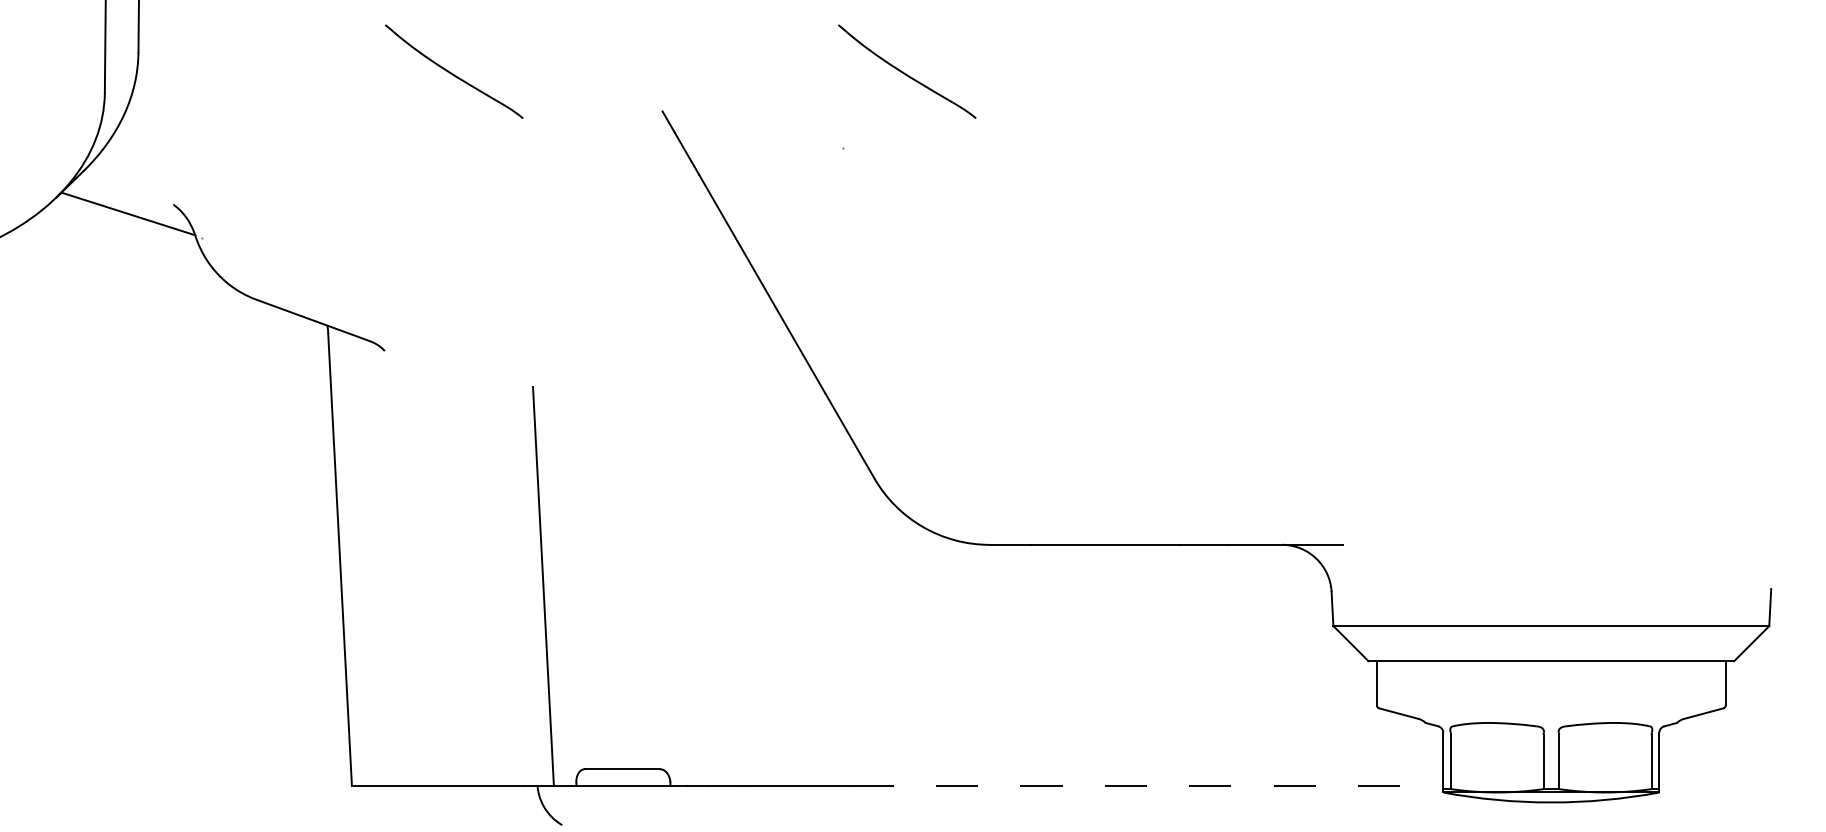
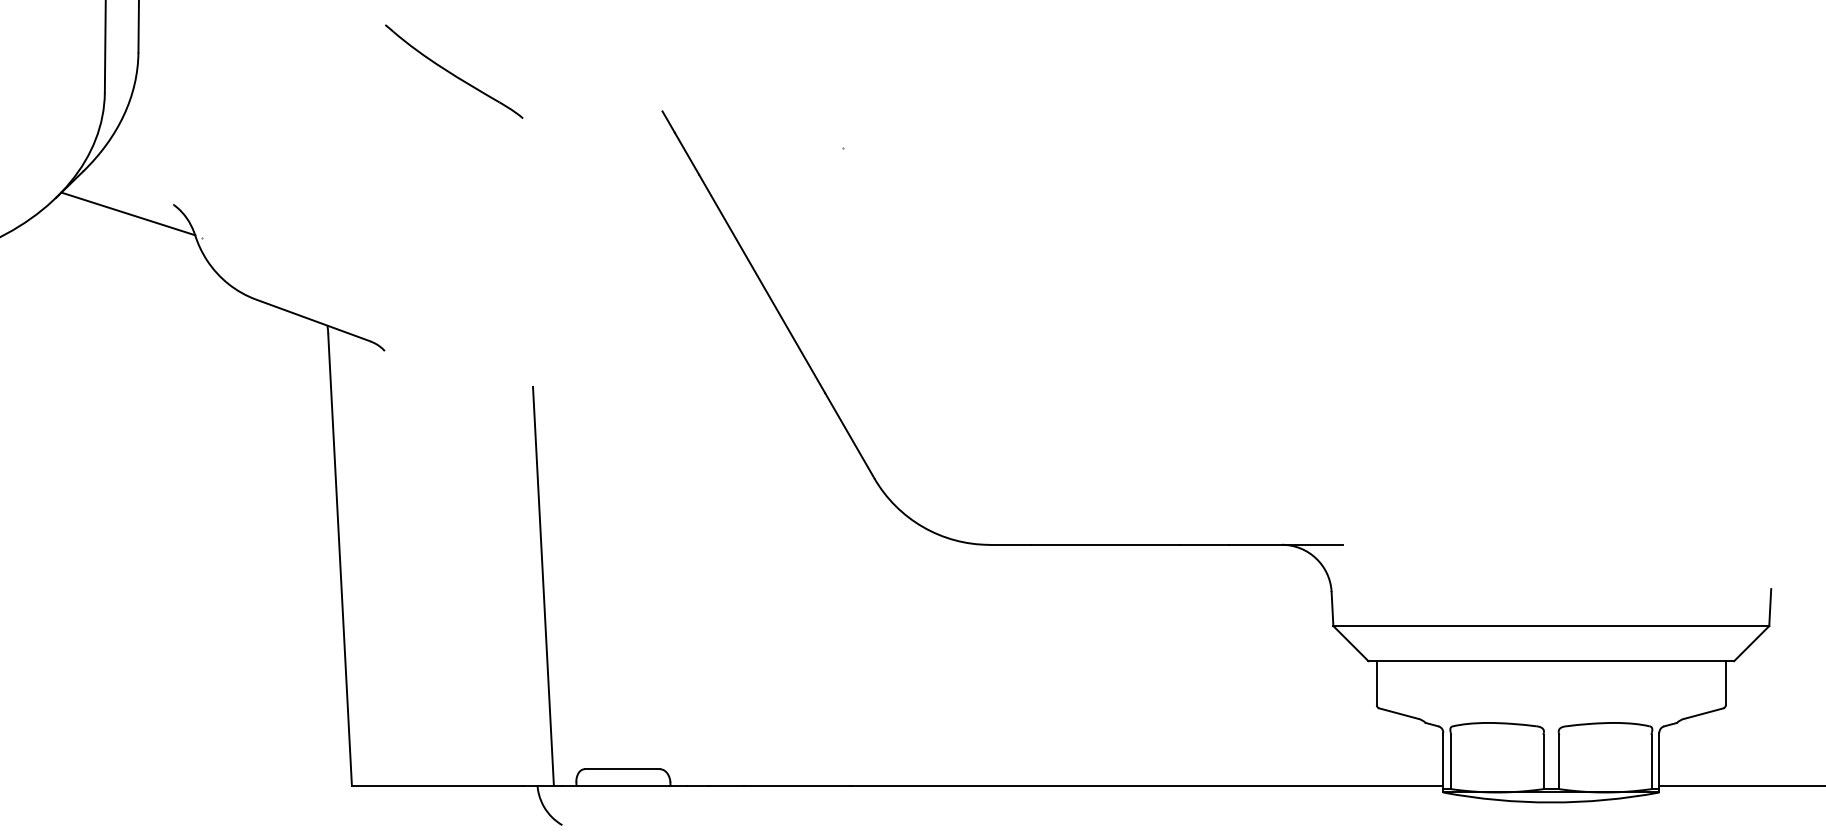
part: present -> none (907, 71)
line: dashed -> solid (1147, 785)
line: none -> present (1740, 785)
